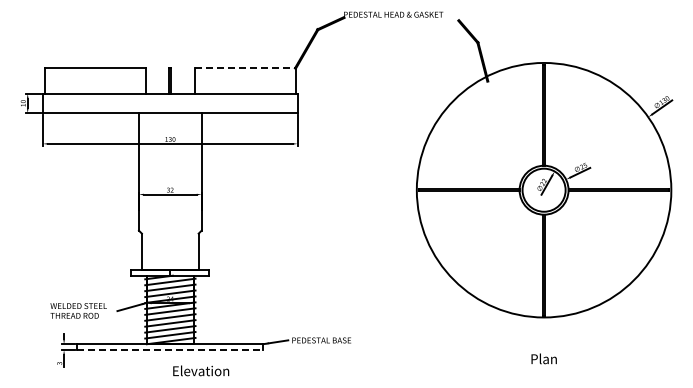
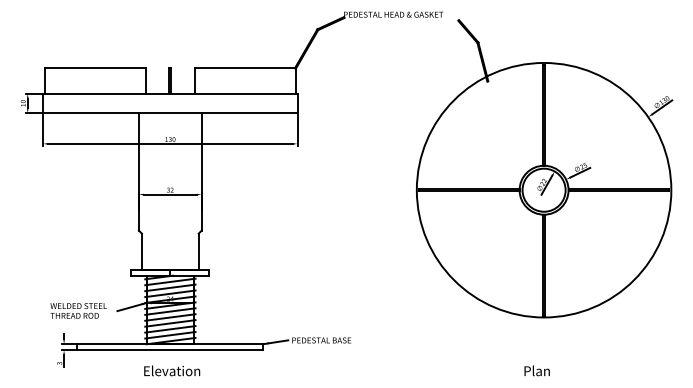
line: dashed -> solid (245, 68)
line: dashed -> solid (170, 350)
text position: (543, 358) -> (536, 370) (536, 370)
text position: (201, 370) -> (172, 370) (172, 370)
